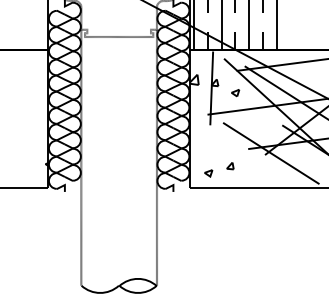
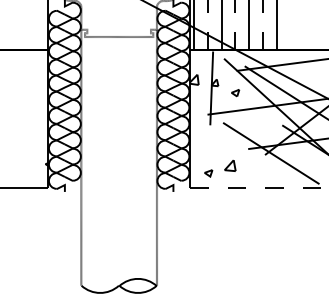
part size: 9x9 px -> 13x13 px (230, 165)
line: solid -> dashed (259, 187)
